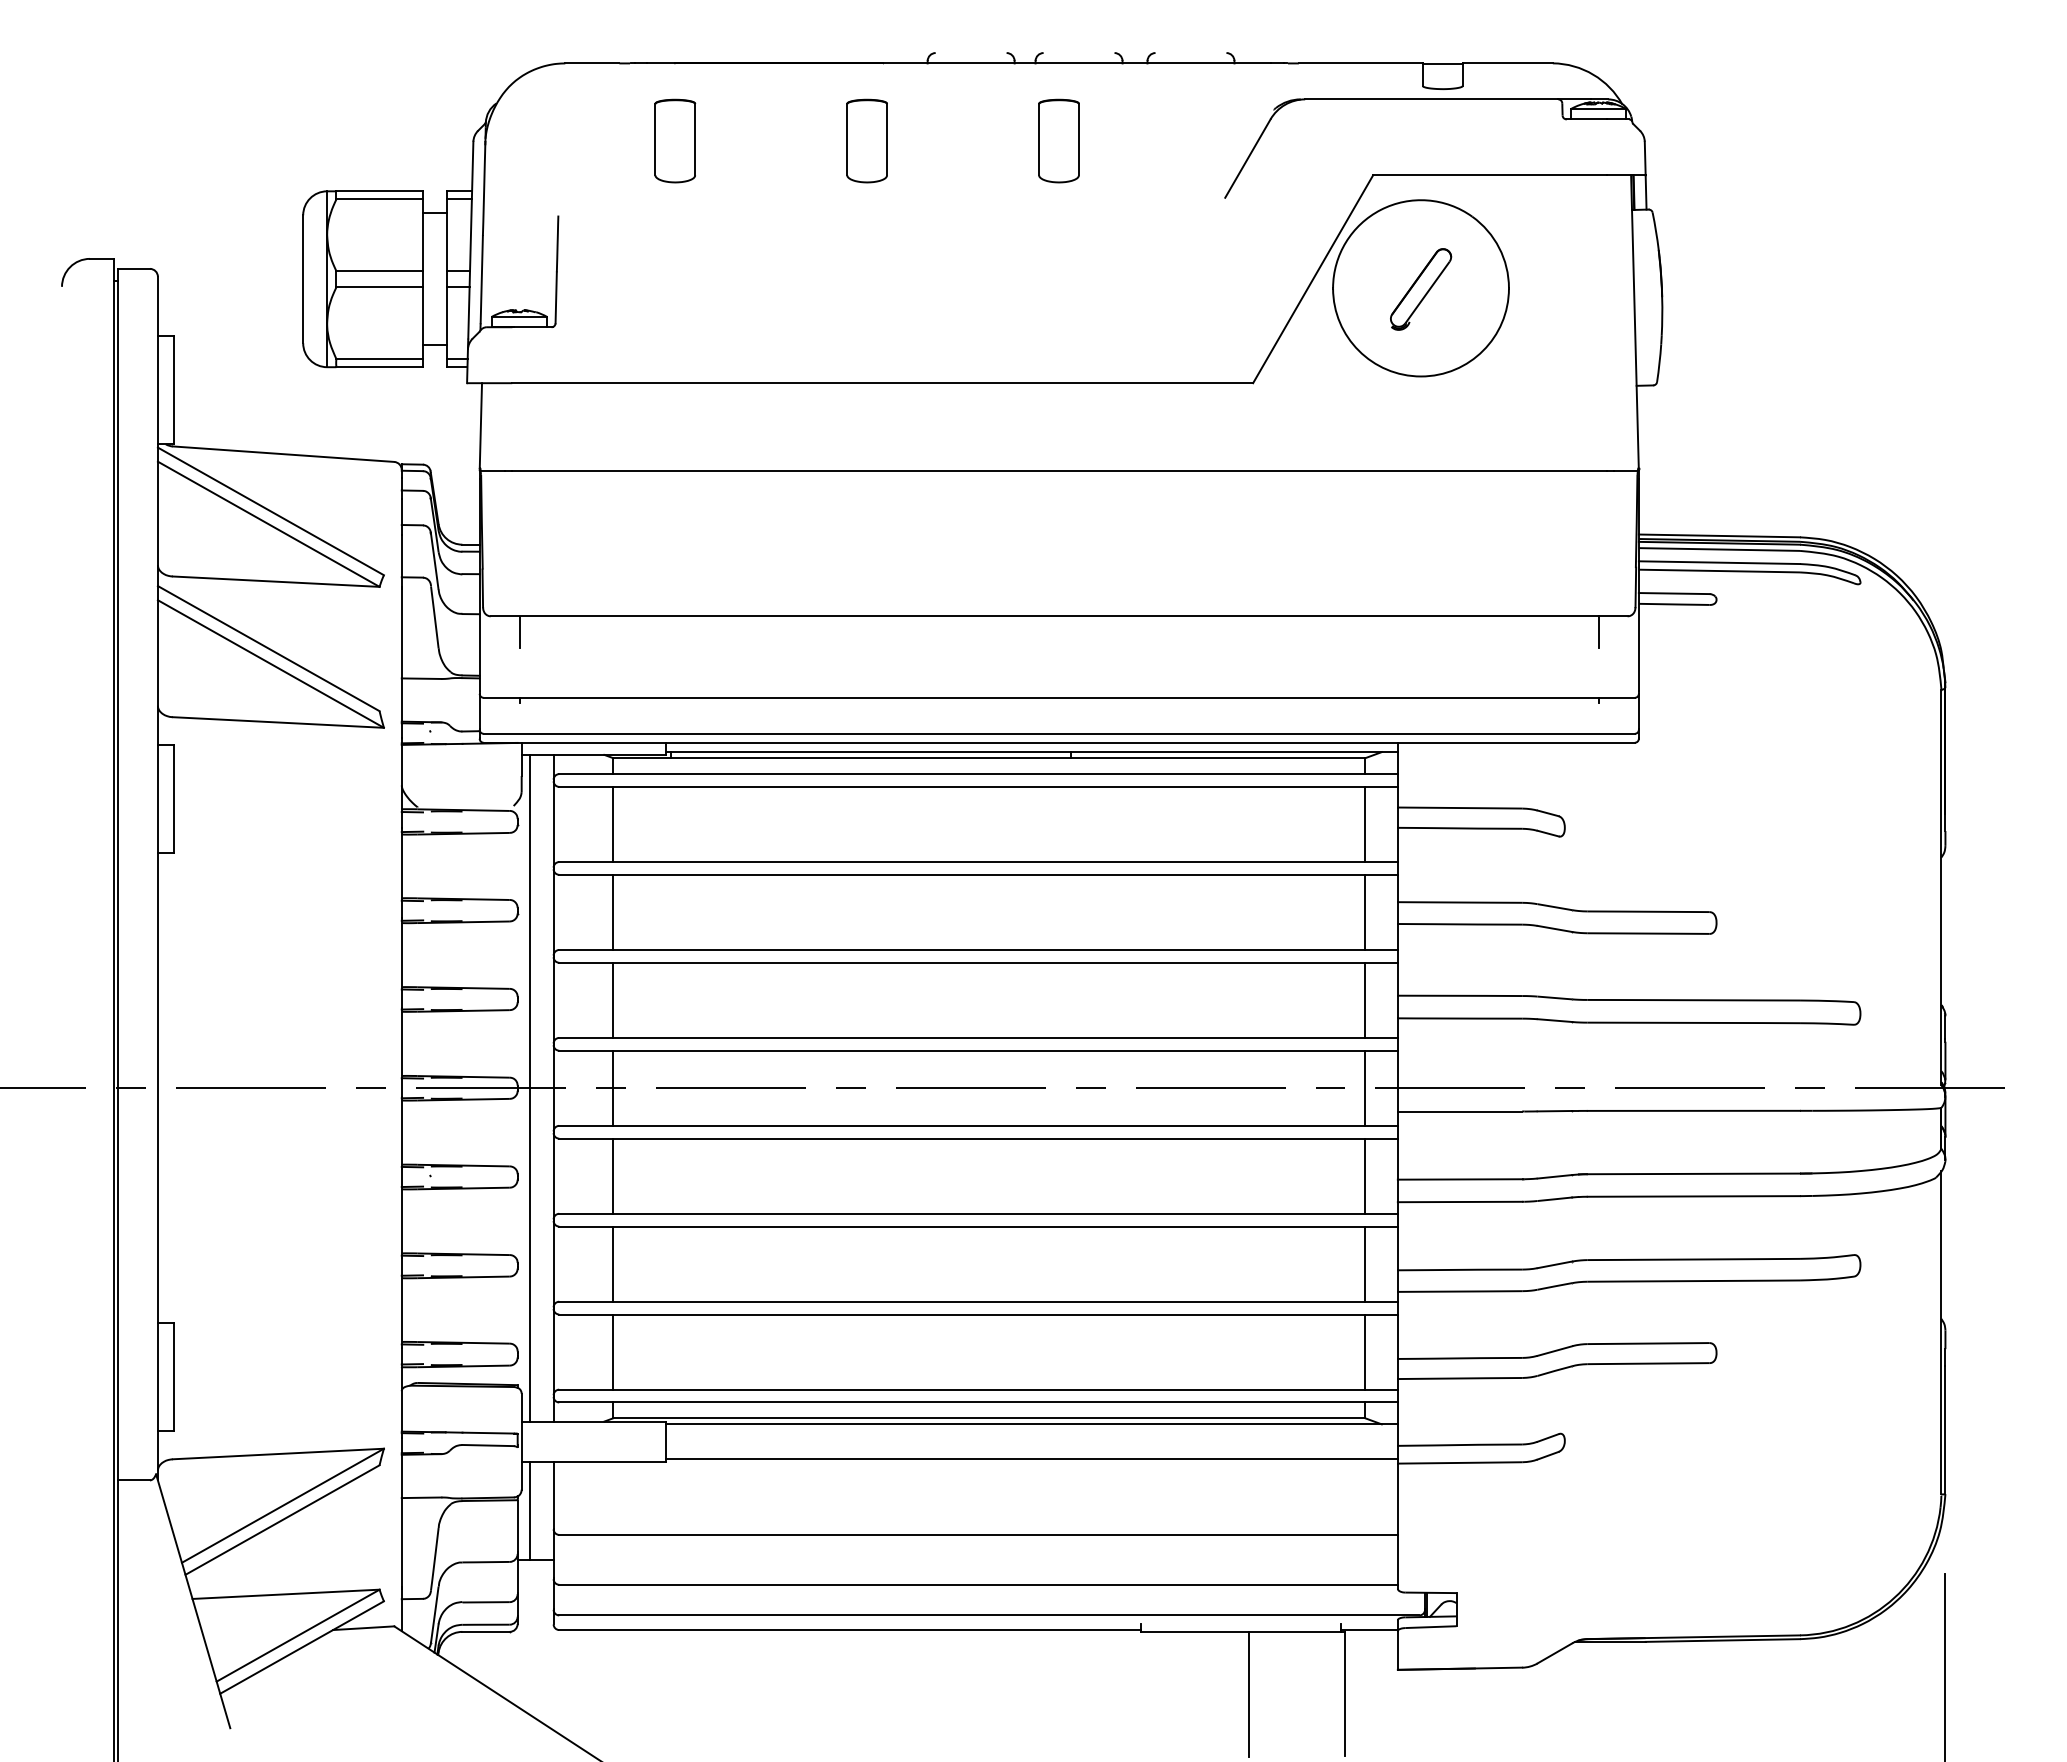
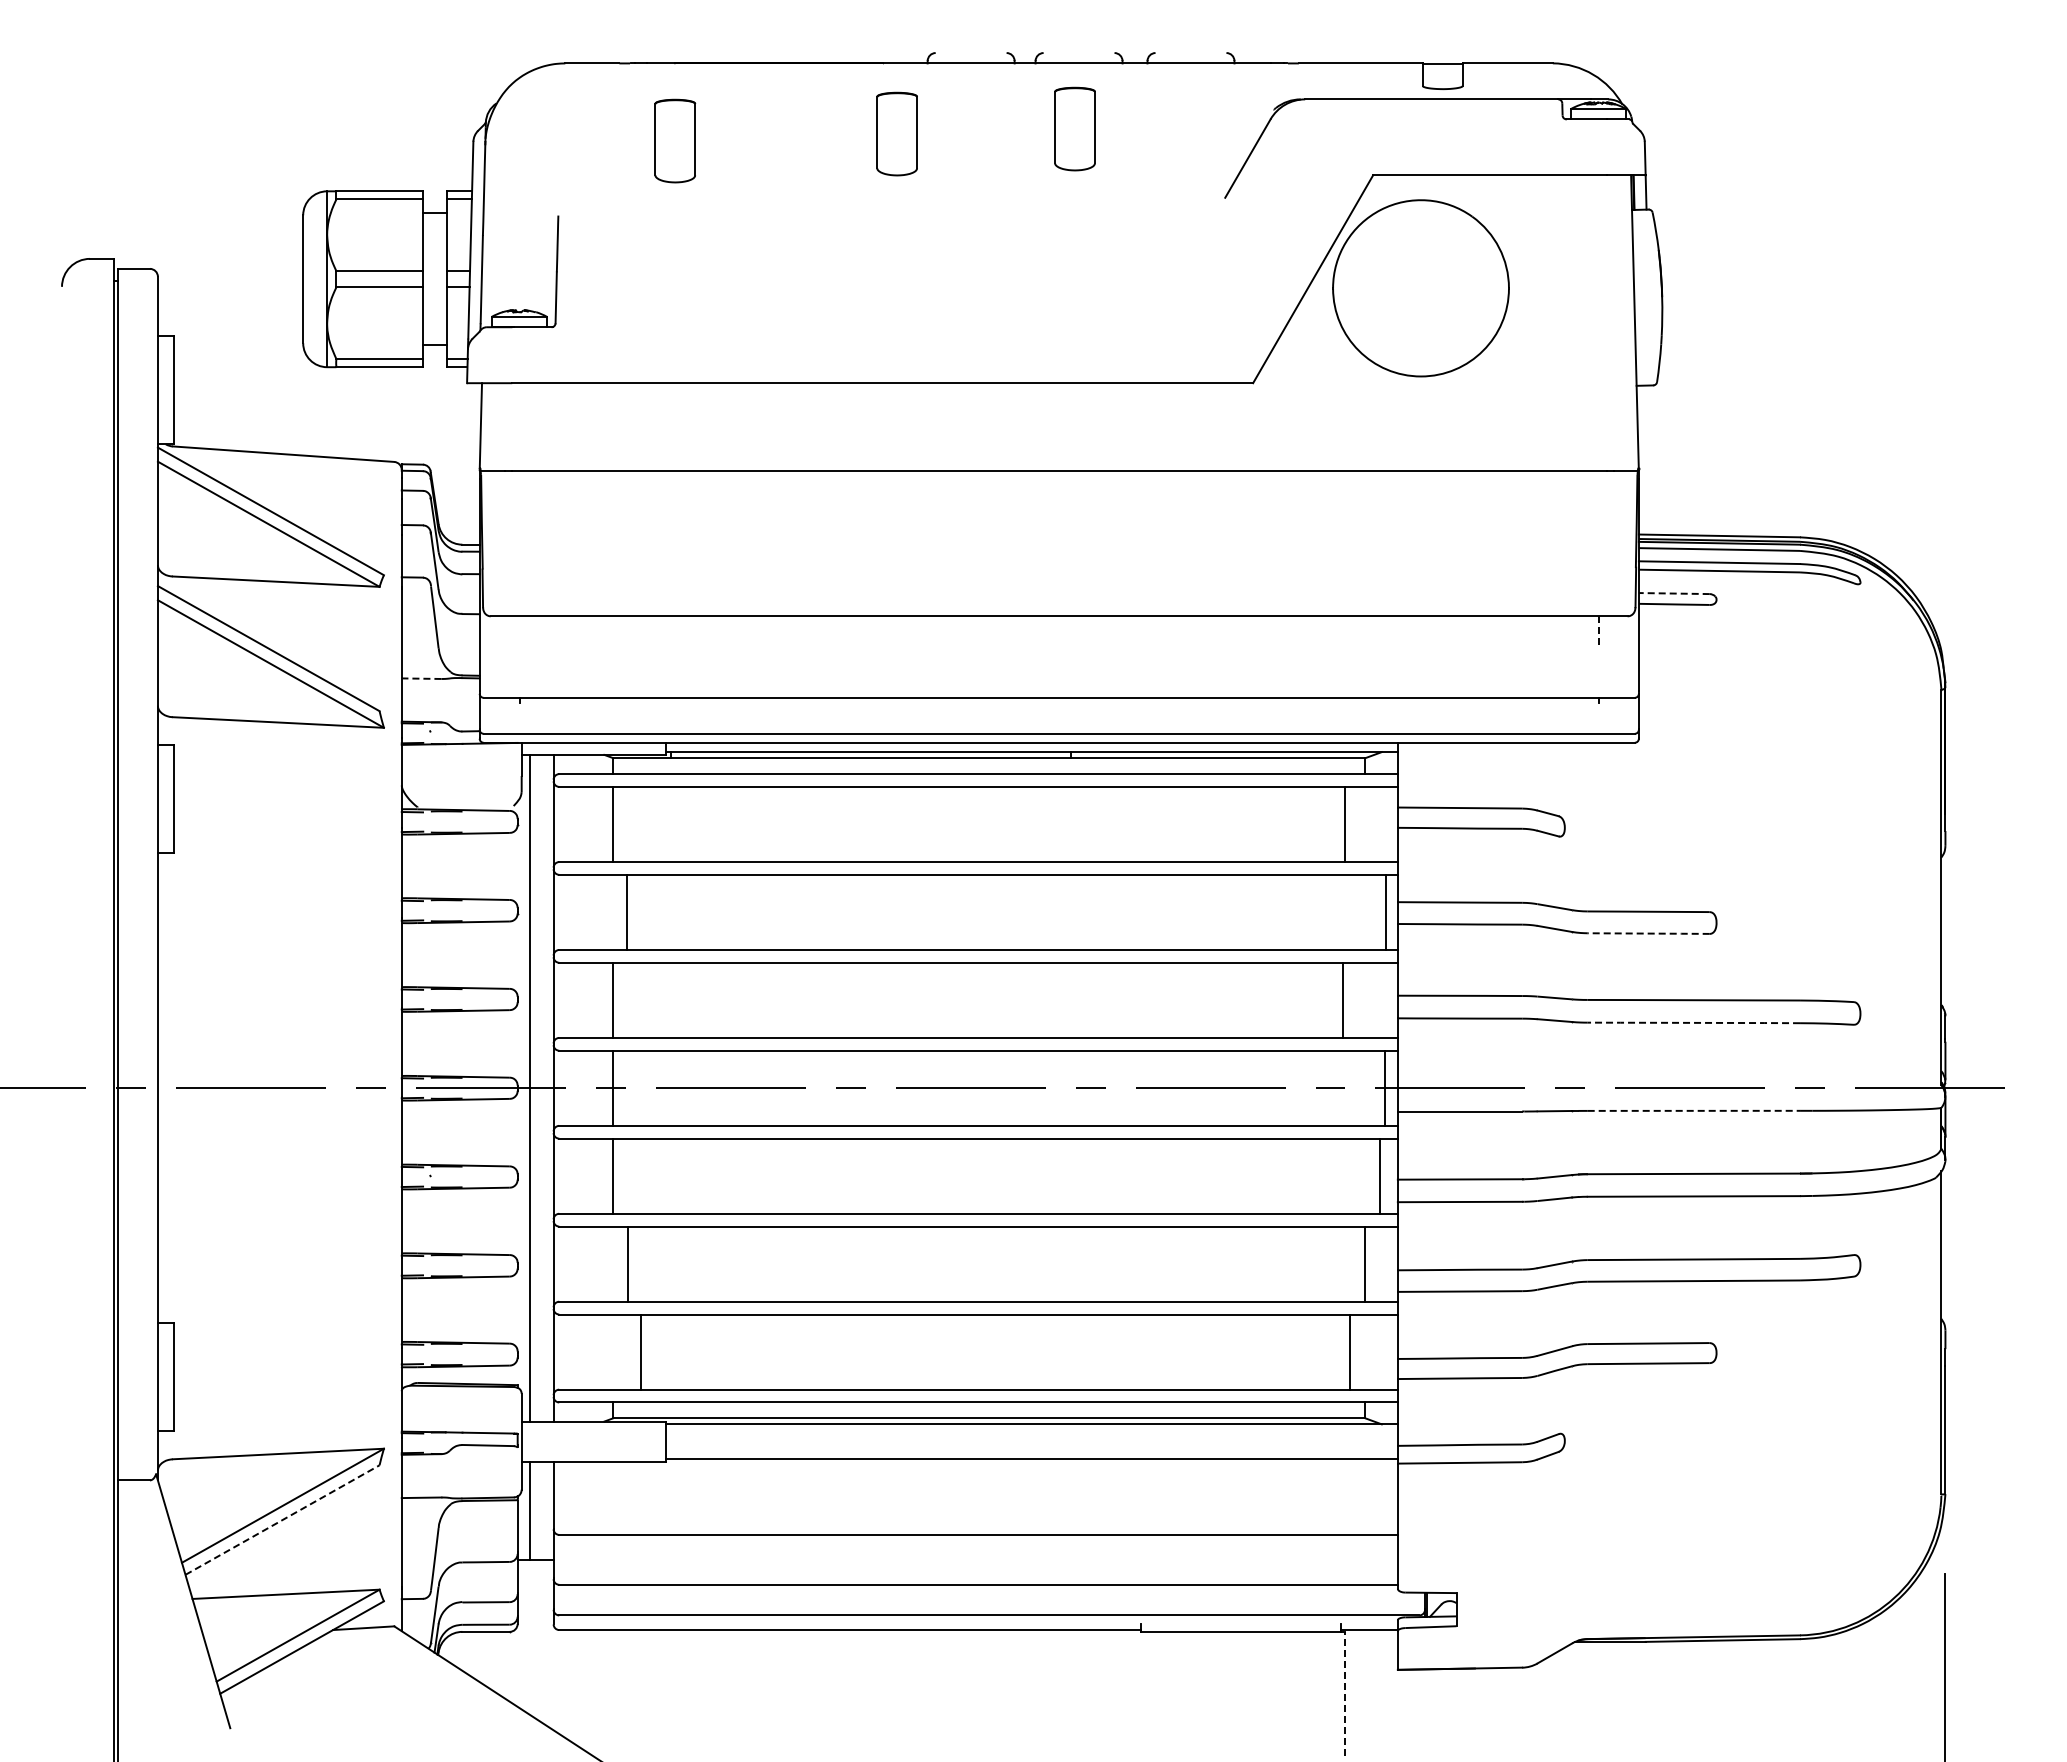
part position: (866, 140) -> (896, 133) (896, 133)
part position: (1058, 140) -> (1074, 128) (1074, 128)
part: present -> none (1421, 289)
line: solid -> dashed (1673, 593)
line: present -> none (519, 632)
line: solid -> dashed (1598, 632)
line: solid -> dashed (421, 678)
line position: (1365, 824) -> (1345, 824) (1345, 824)
line position: (613, 911) -> (627, 911) (627, 911)
line position: (1365, 911) -> (1386, 911) (1386, 911)
line: solid -> dashed (1649, 933)
line position: (1365, 999) -> (1343, 999) (1343, 999)
line: solid -> dashed (1693, 1022)
line position: (1365, 1087) -> (1385, 1087) (1385, 1087)
line: solid -> dashed (1694, 1110)
line position: (1365, 1175) -> (1380, 1175) (1380, 1175)
line position: (613, 1263) -> (628, 1263) (628, 1263)
line position: (613, 1351) -> (641, 1351) (641, 1351)
line position: (1365, 1351) -> (1350, 1351) (1350, 1351)
line: solid -> dashed (283, 1519)
line: present -> none (1249, 1693)
line: solid -> dashed (1345, 1693)
